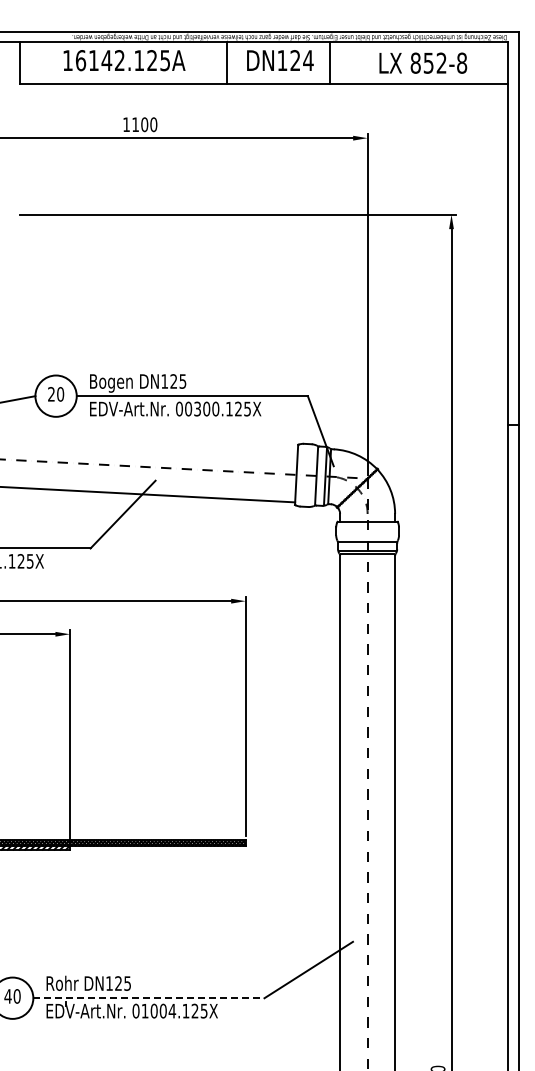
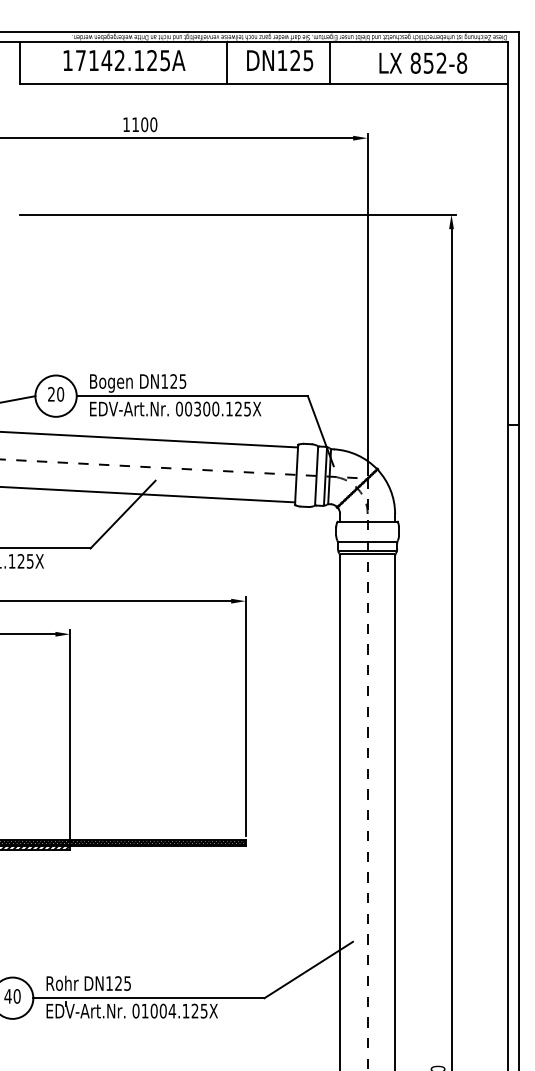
text: 16142.125A -> 17142.125A (81, 60)
text: DN124 -> DN125 (308, 60)
line: none -> present (150, 439)
line: dashed -> solid (148, 998)
